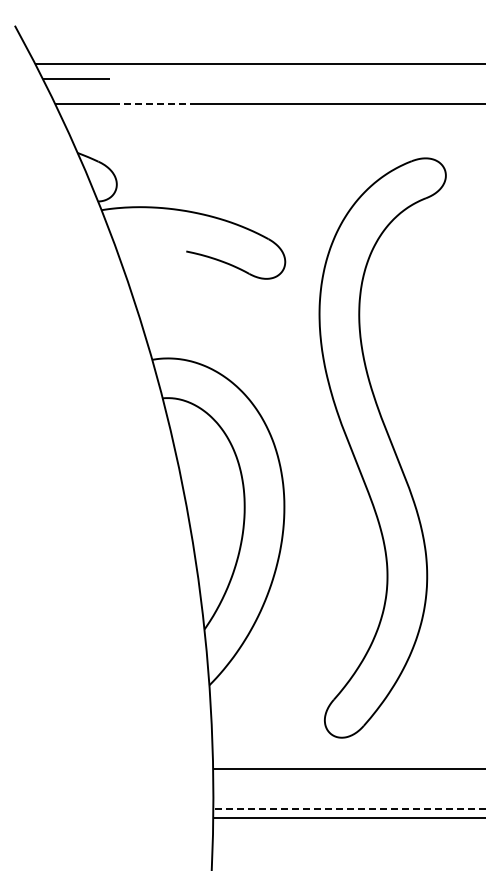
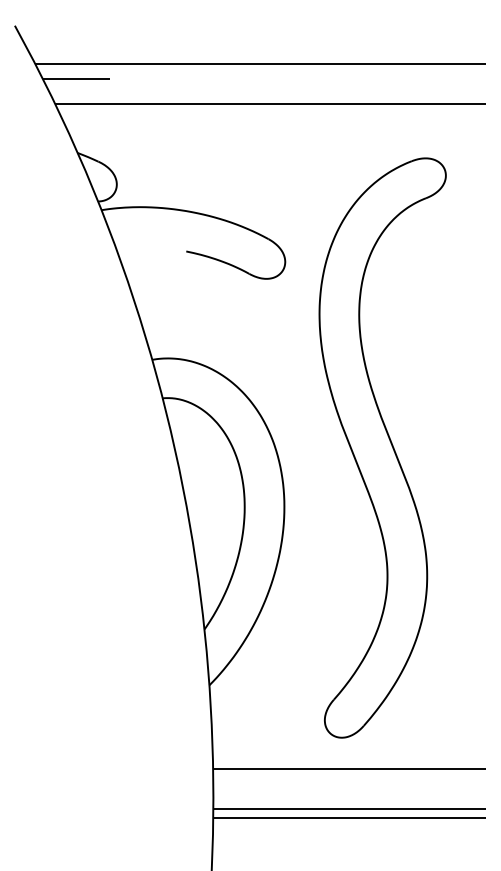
line: dashed -> solid (155, 104)
line: dashed -> solid (349, 808)
